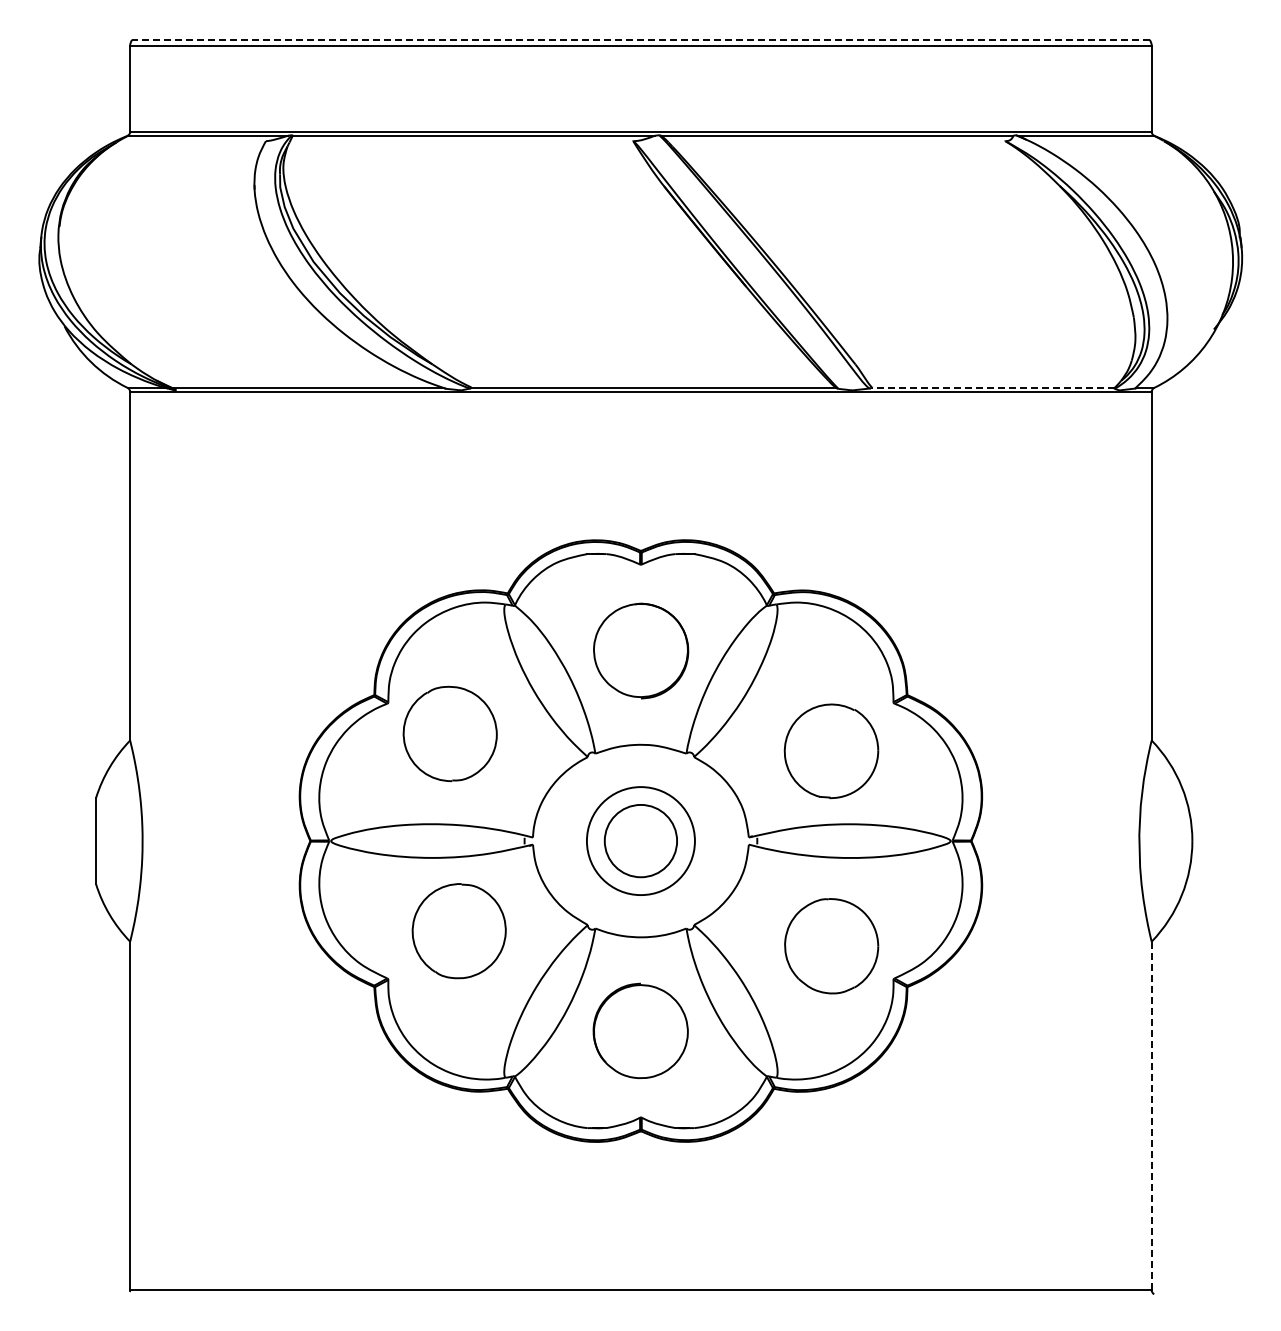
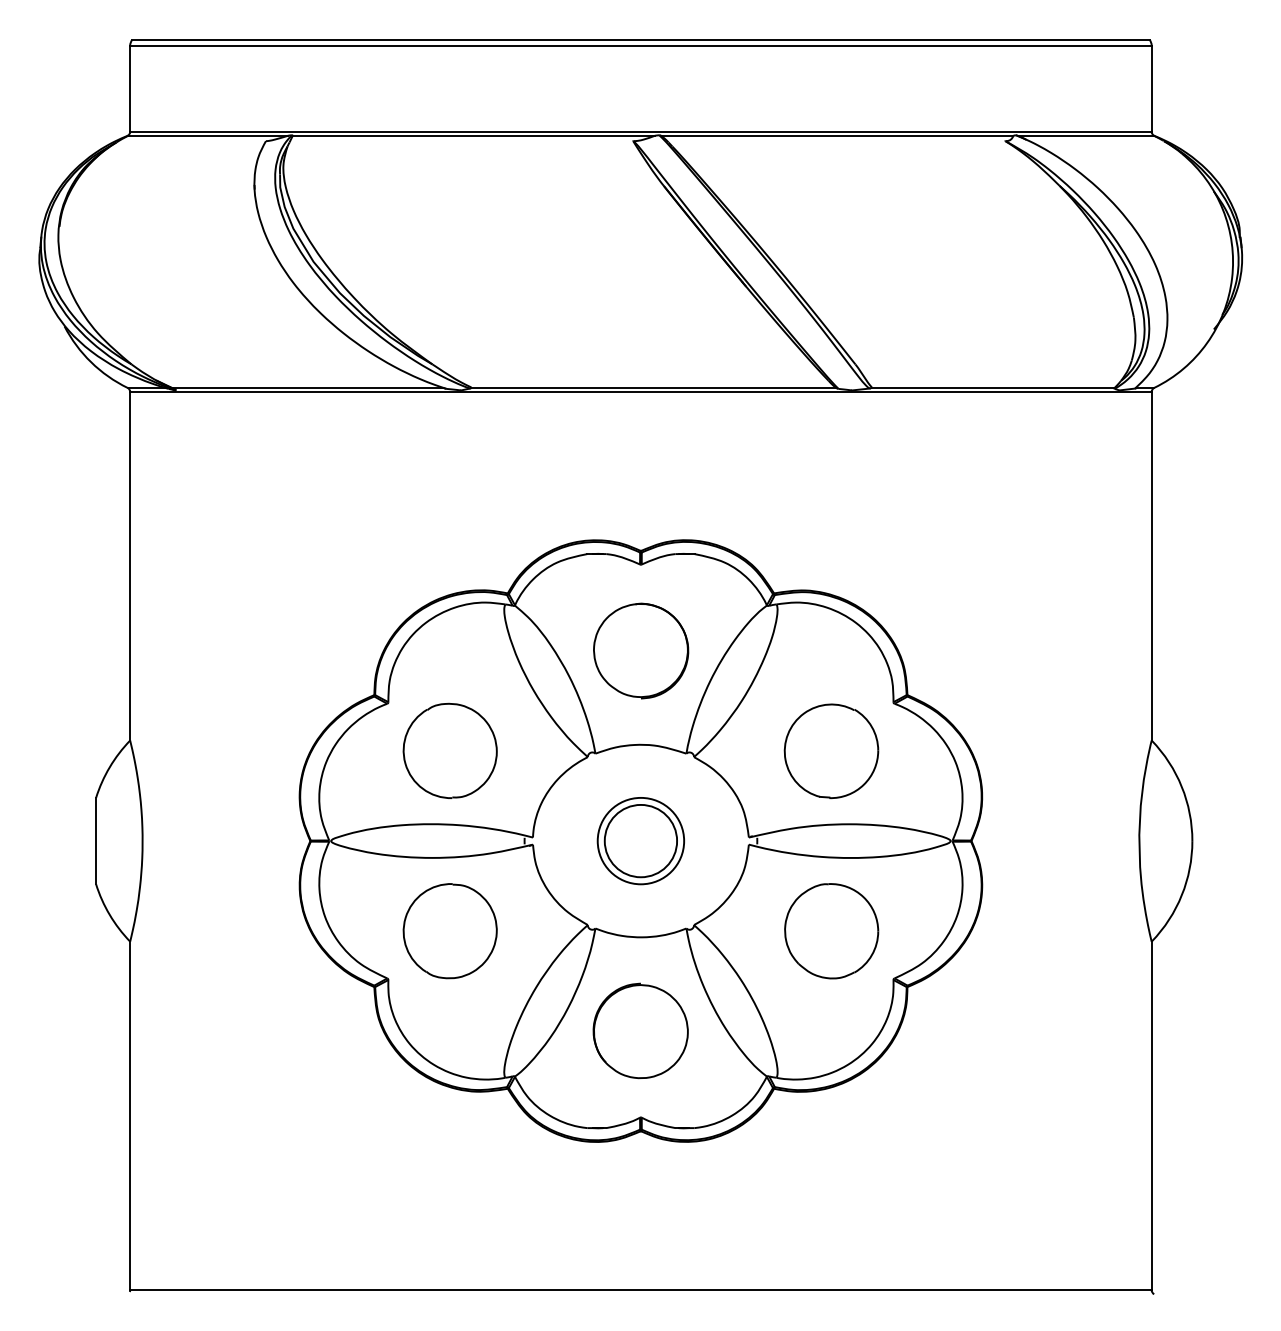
line: dashed -> solid (640, 39)
line: dashed -> solid (992, 387)
part position: (449, 733) -> (449, 750) (449, 750)
circle diameter: 108 px -> 86 px (640, 840)
part position: (458, 931) -> (449, 931) (449, 931)
part position: (831, 946) -> (831, 931) (831, 931)
line: dashed -> solid (1151, 1115)
